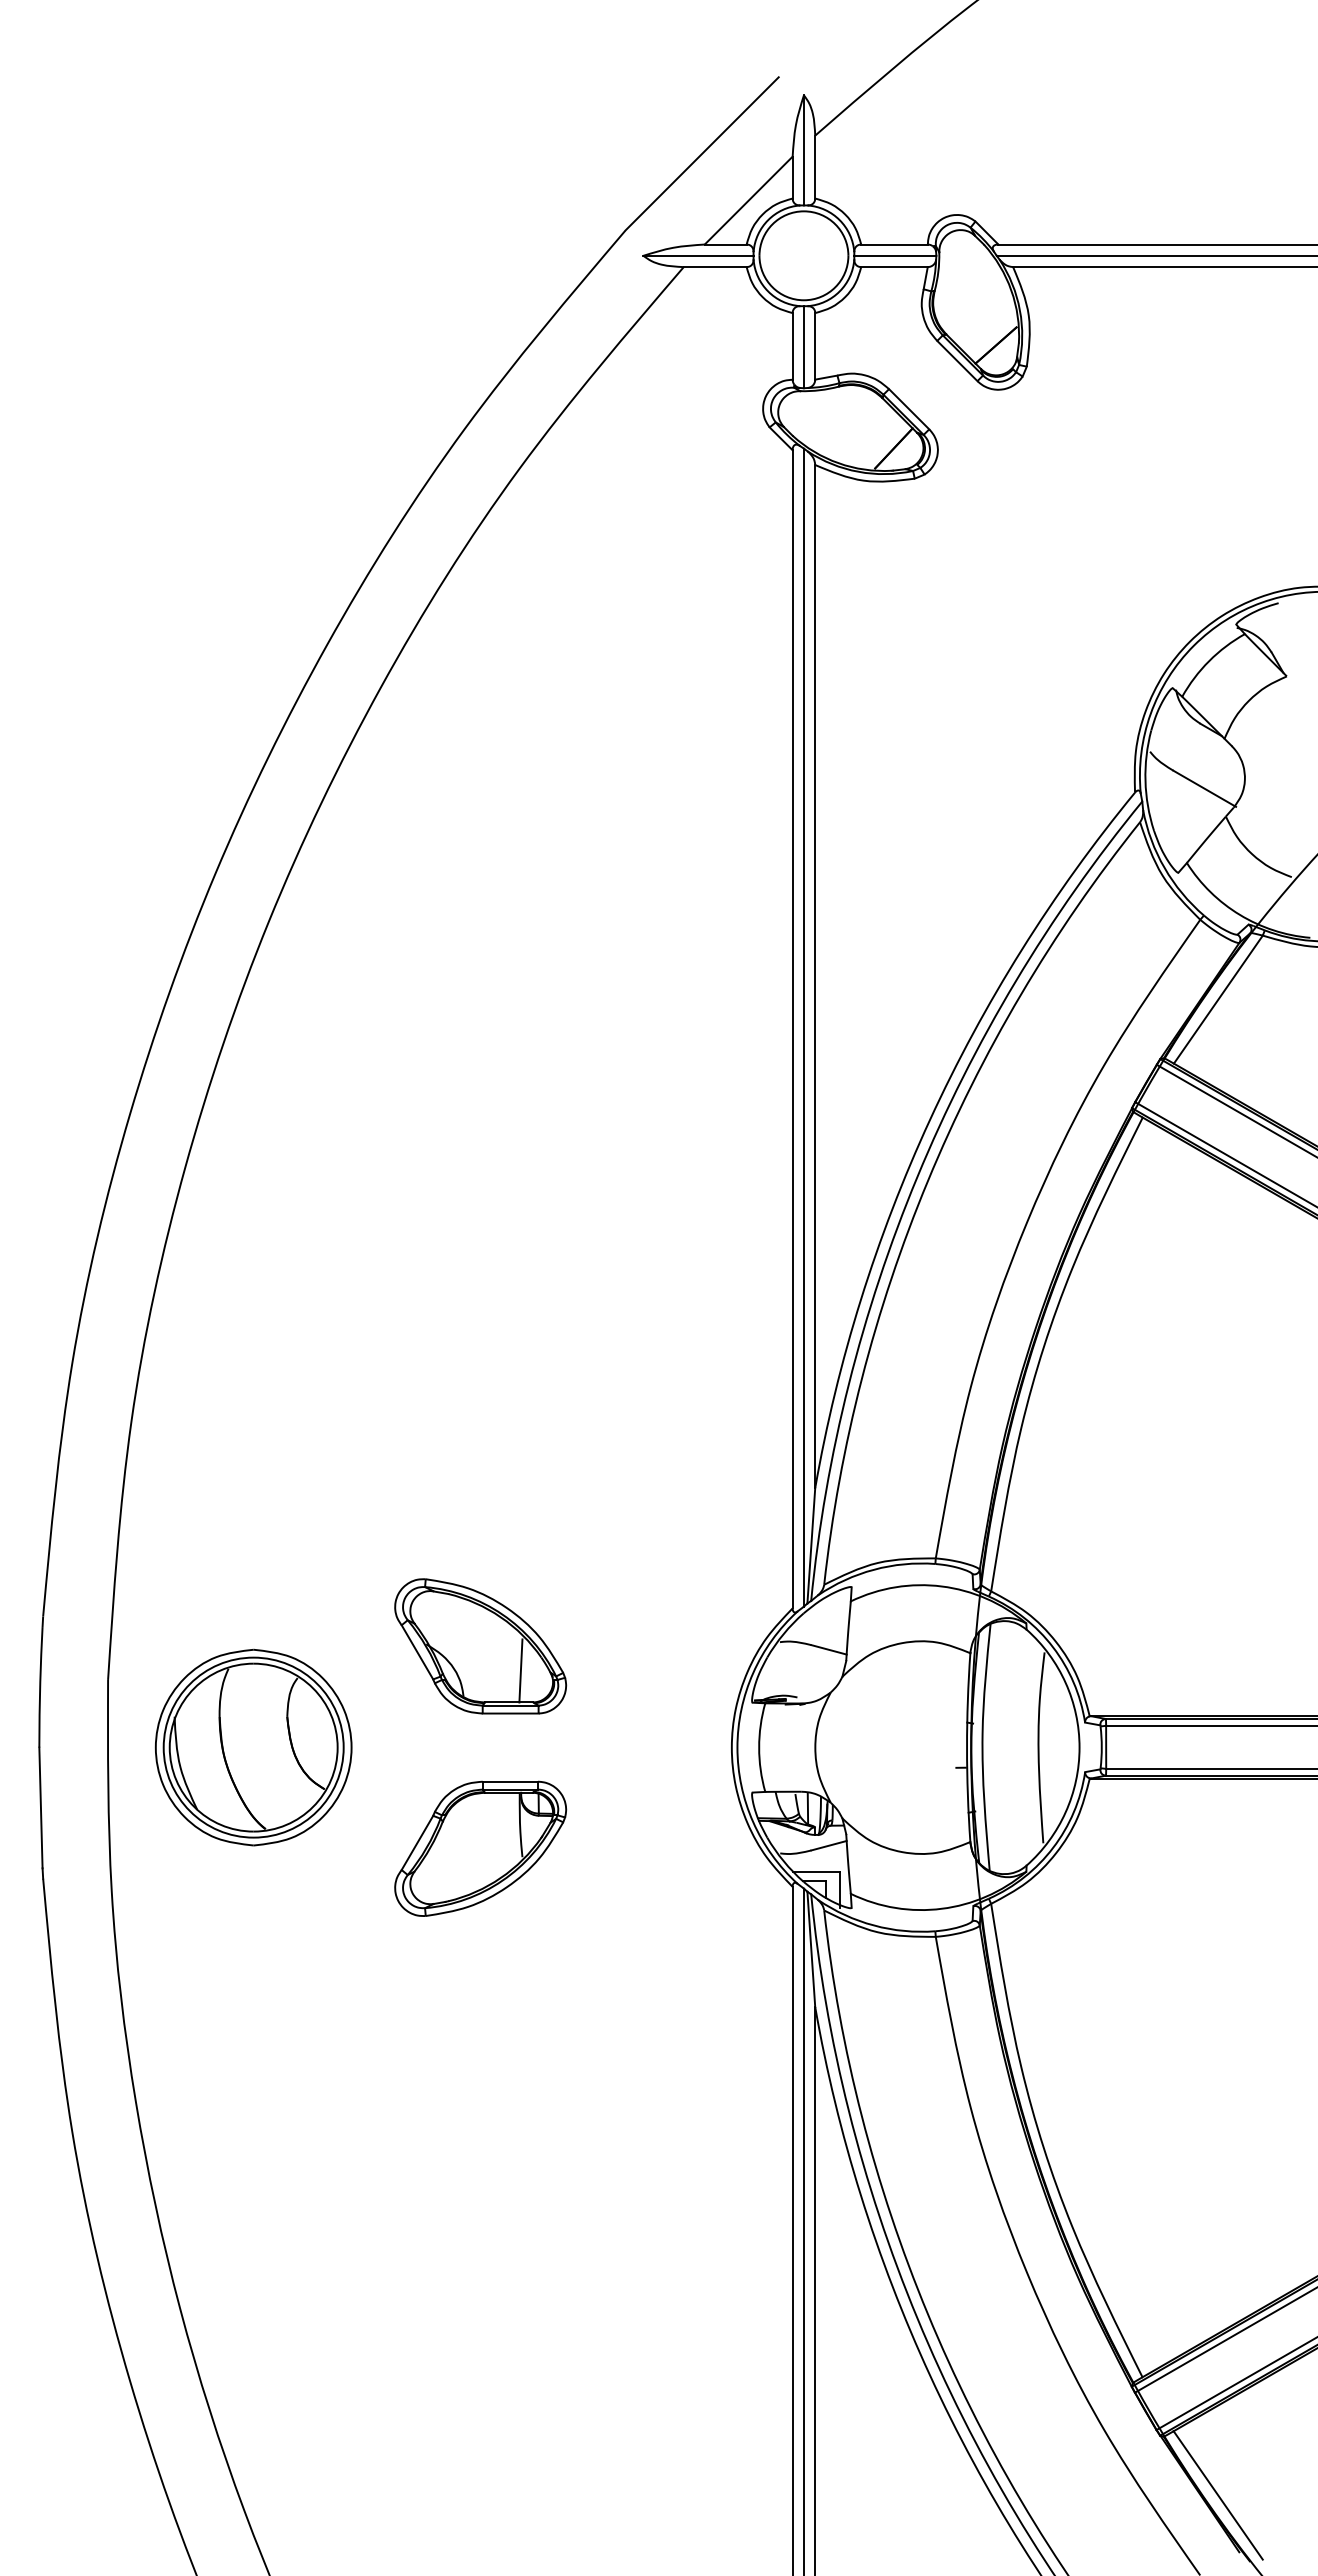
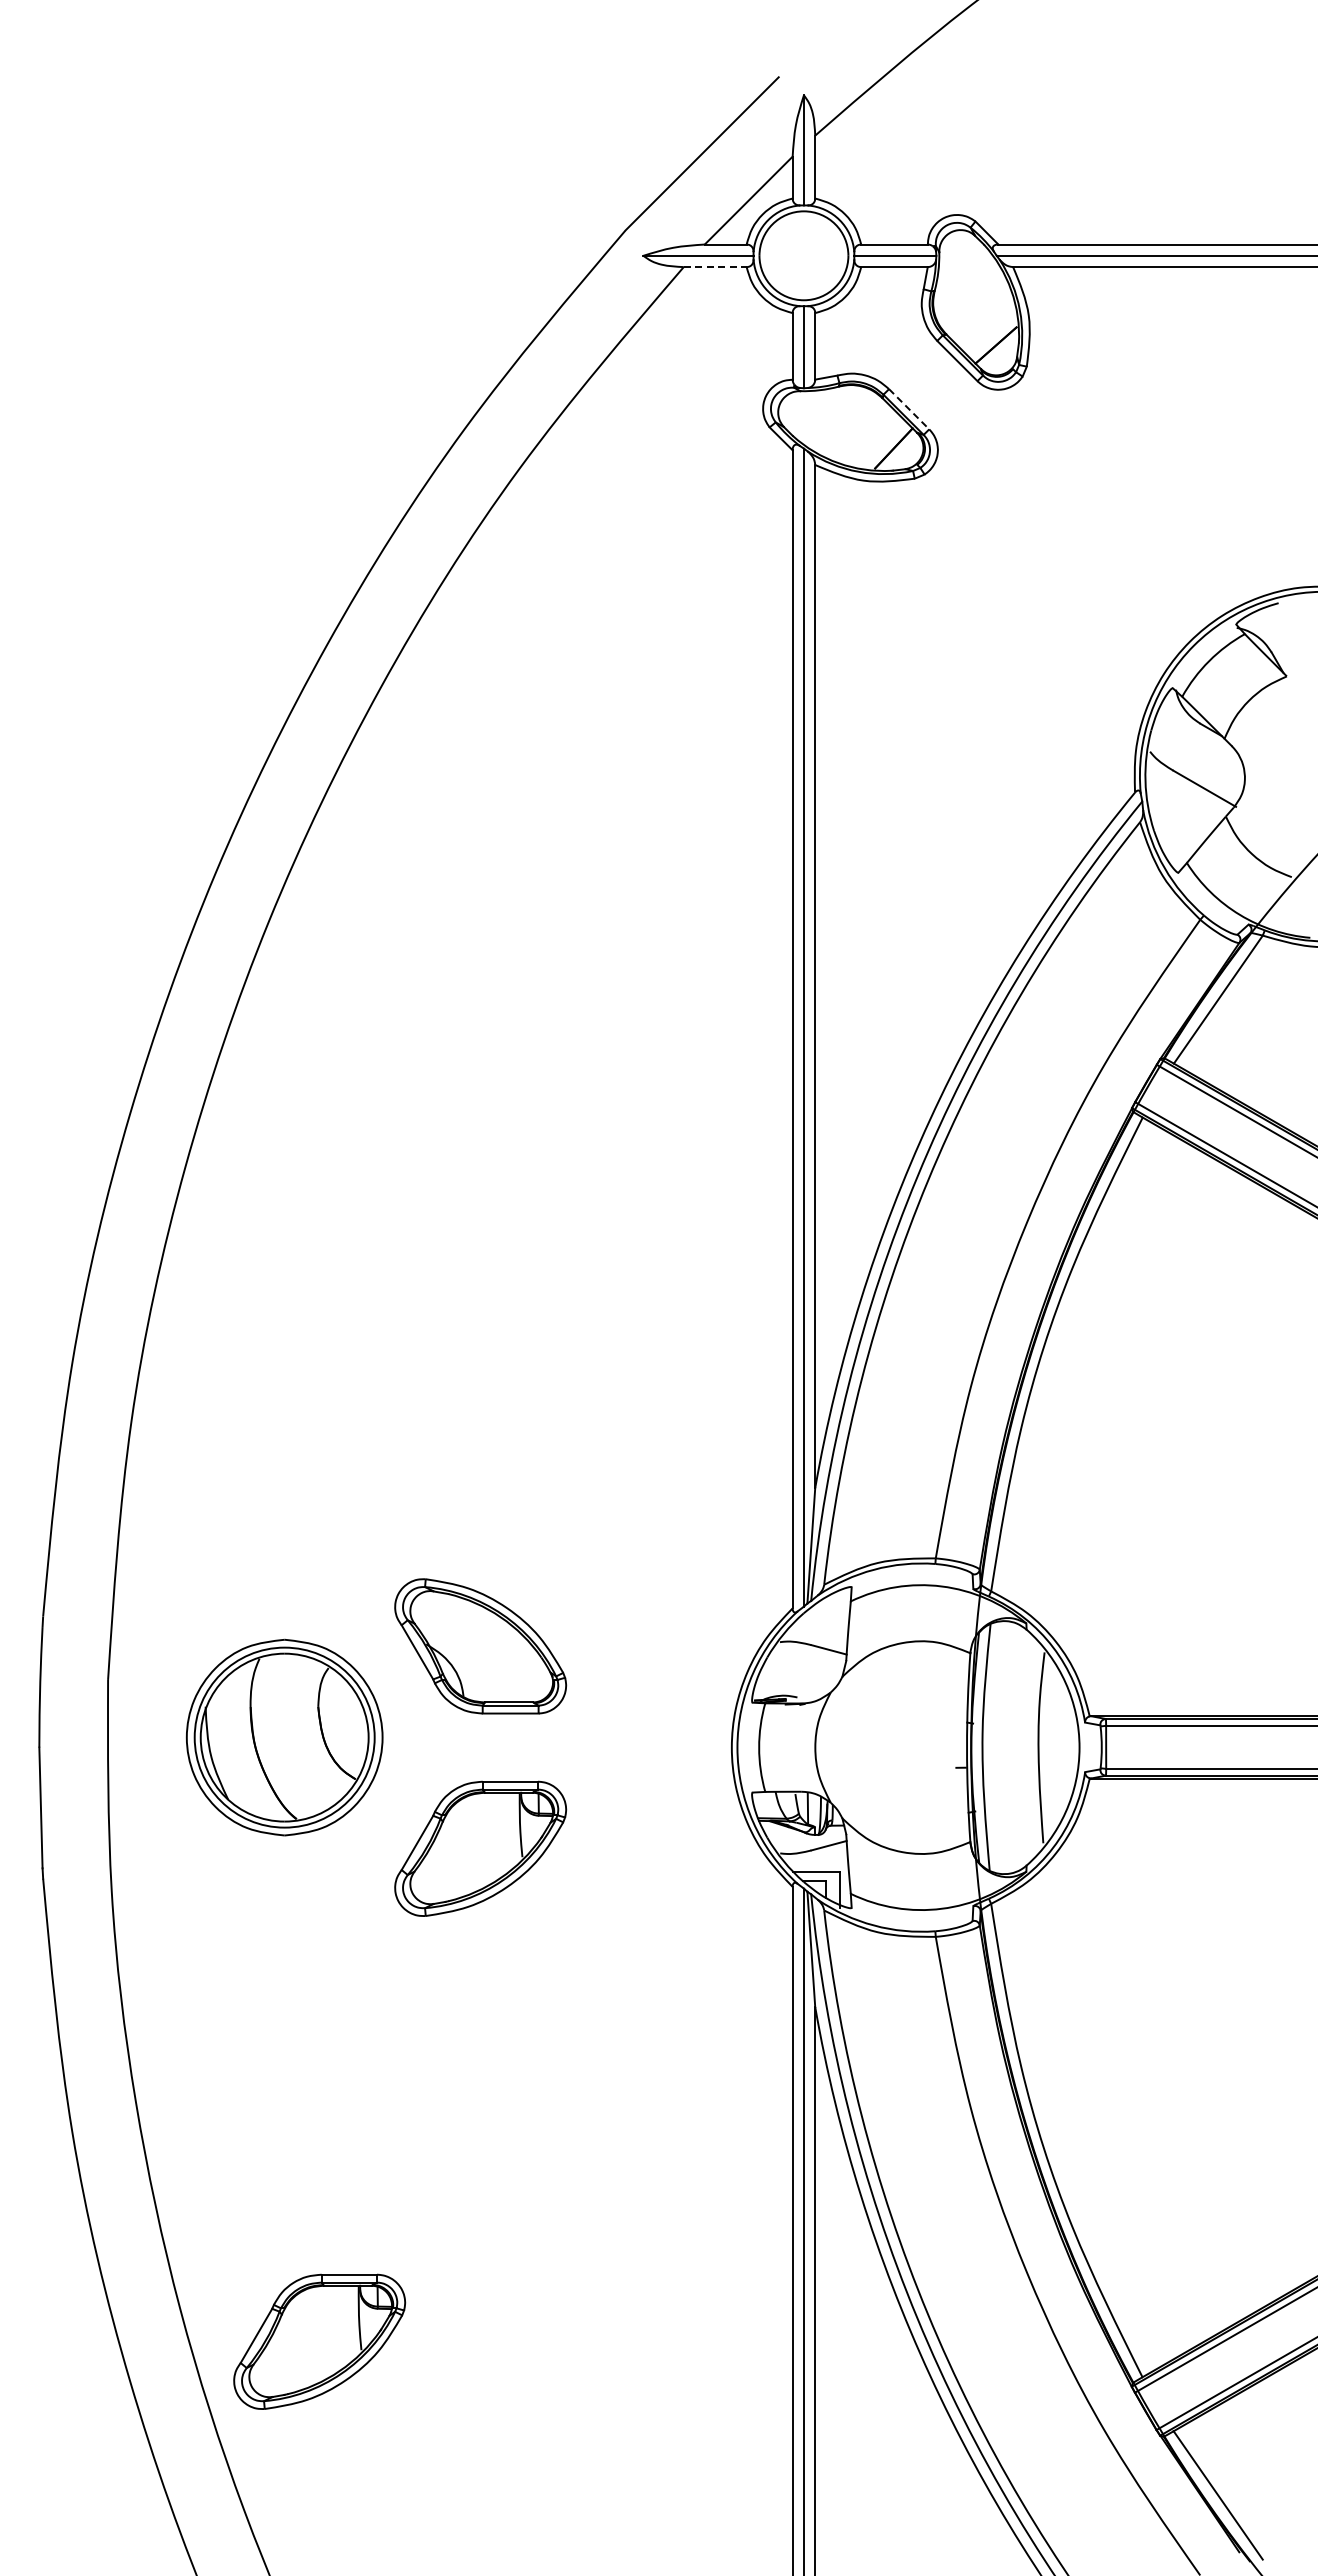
line: solid -> dashed (715, 267)
line: solid -> dashed (909, 409)
line: present -> none (520, 1670)
part position: (253, 1747) -> (284, 1737) (284, 1737)
part: none -> present (319, 2341)
